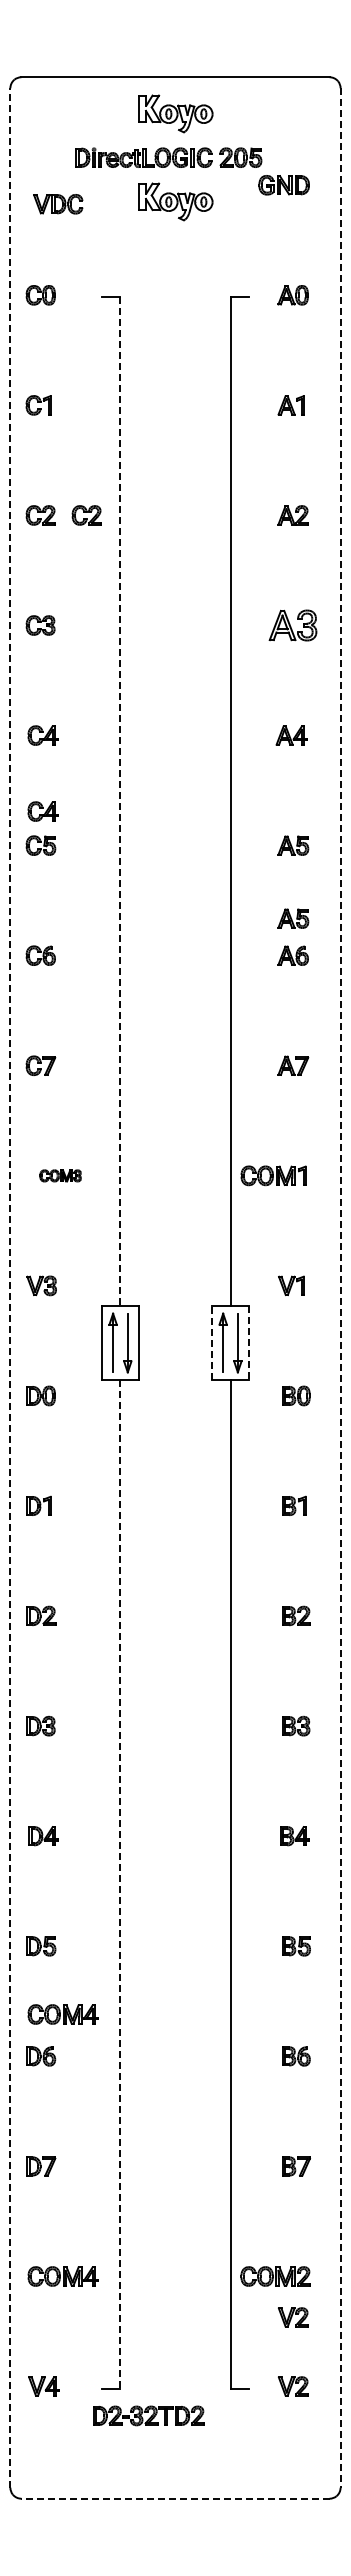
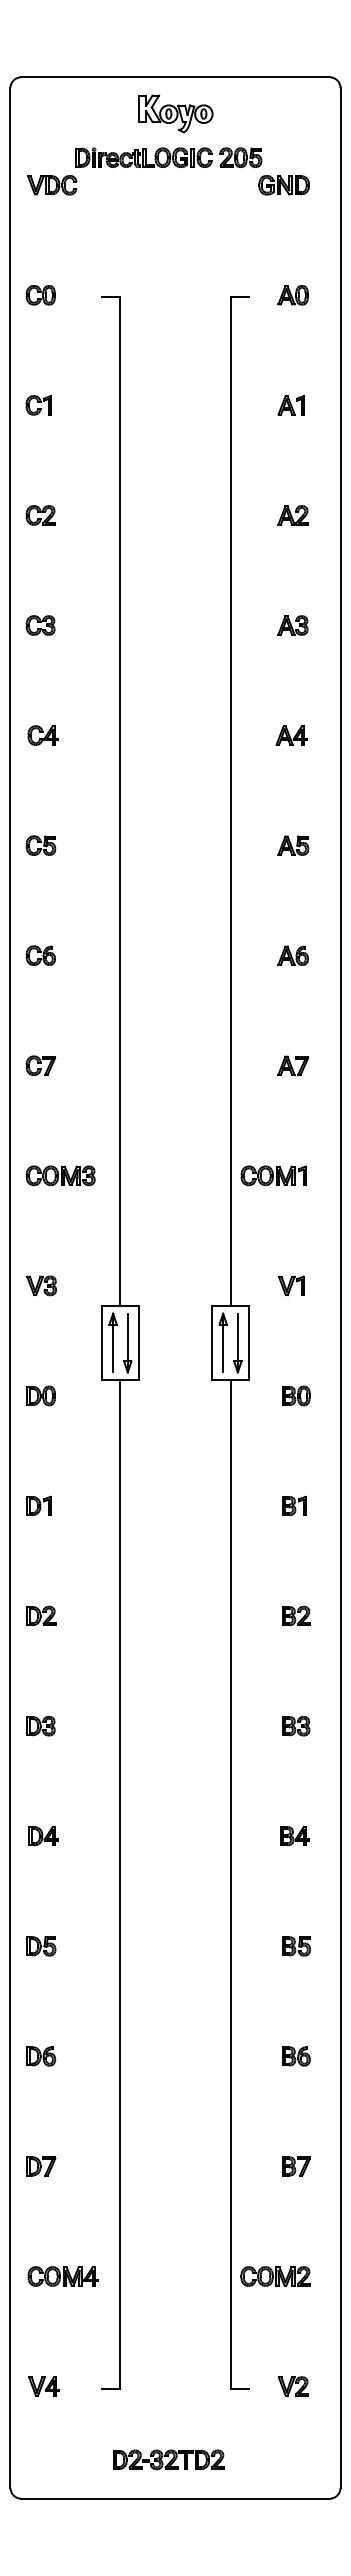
part: present -> none (175, 201)
part position: (58, 204) -> (52, 185) (52, 185)
part: present -> none (86, 515)
part size: 50x33 px -> 32x21 px (292, 625)
line: dashed -> solid (120, 802)
part: present -> none (42, 811)
part: present -> none (293, 918)
part size: 43x14 px -> 71x22 px (60, 1175)
line: dashed -> solid (10, 1287)
line: dashed -> solid (340, 1287)
line: dashed -> solid (212, 1343)
line: dashed -> solid (248, 1343)
line: dashed -> solid (120, 1884)
part: present -> none (62, 2014)
part: present -> none (293, 2317)
part position: (148, 2415) -> (168, 2459) (168, 2459)
line: dashed -> solid (174, 2498)
